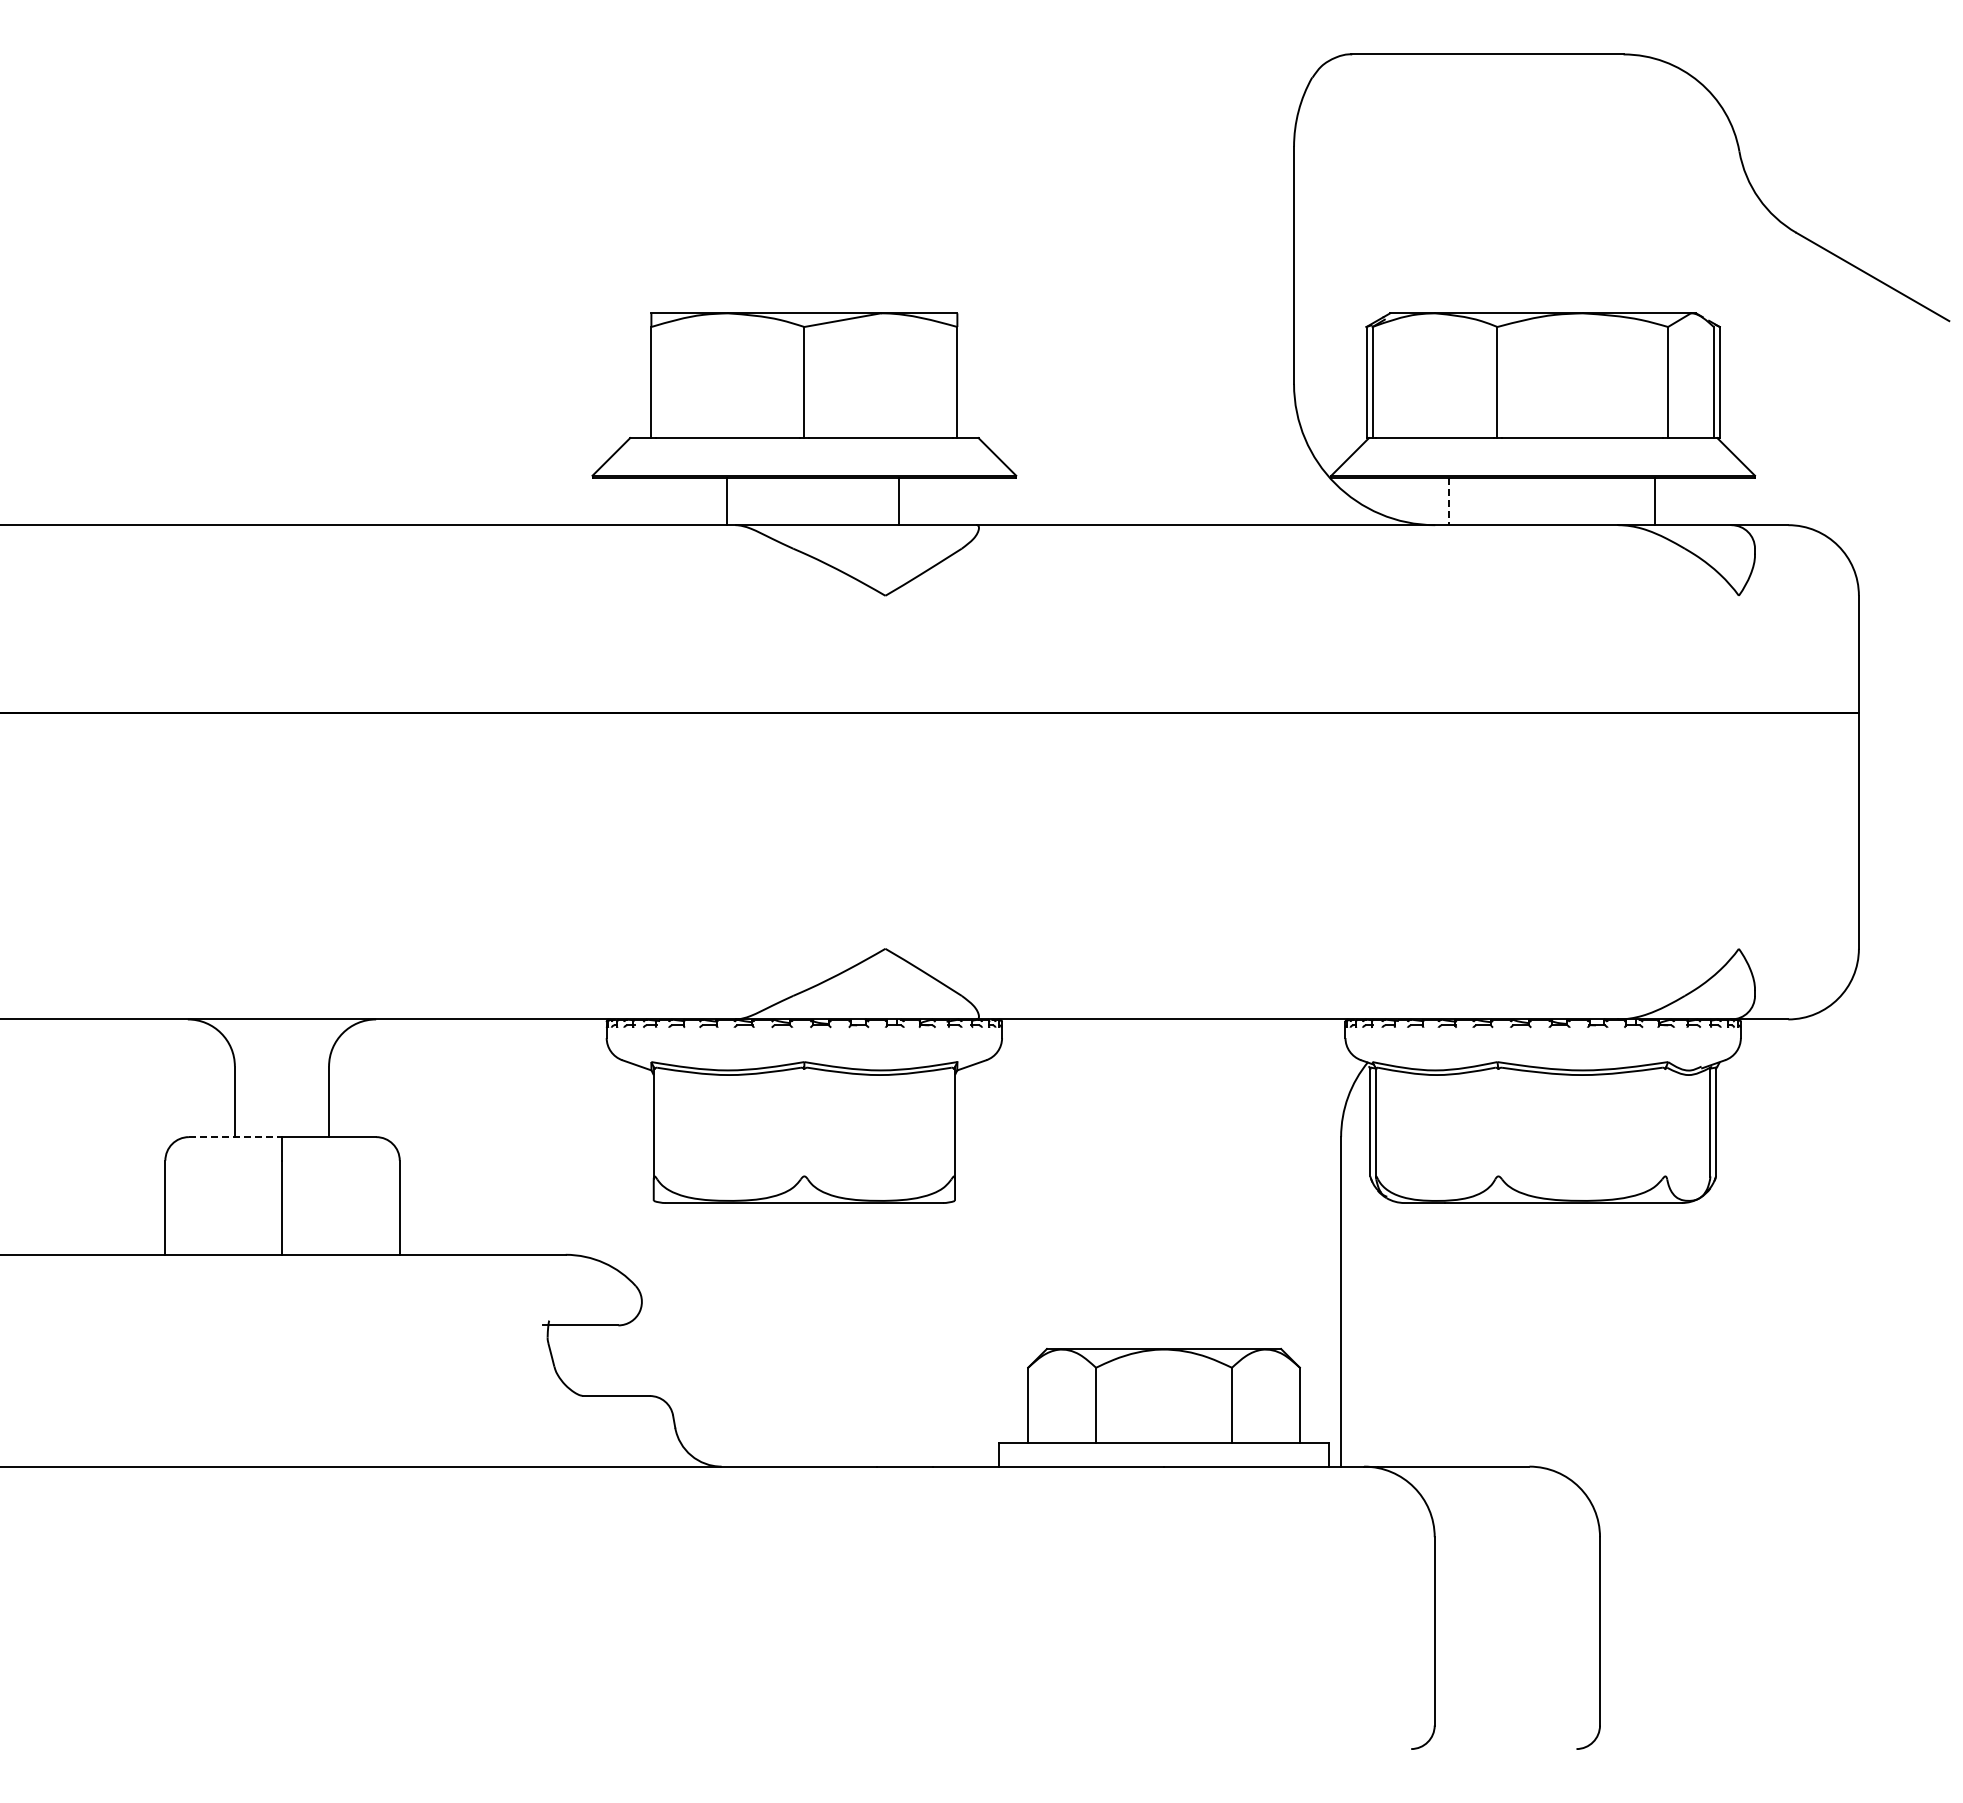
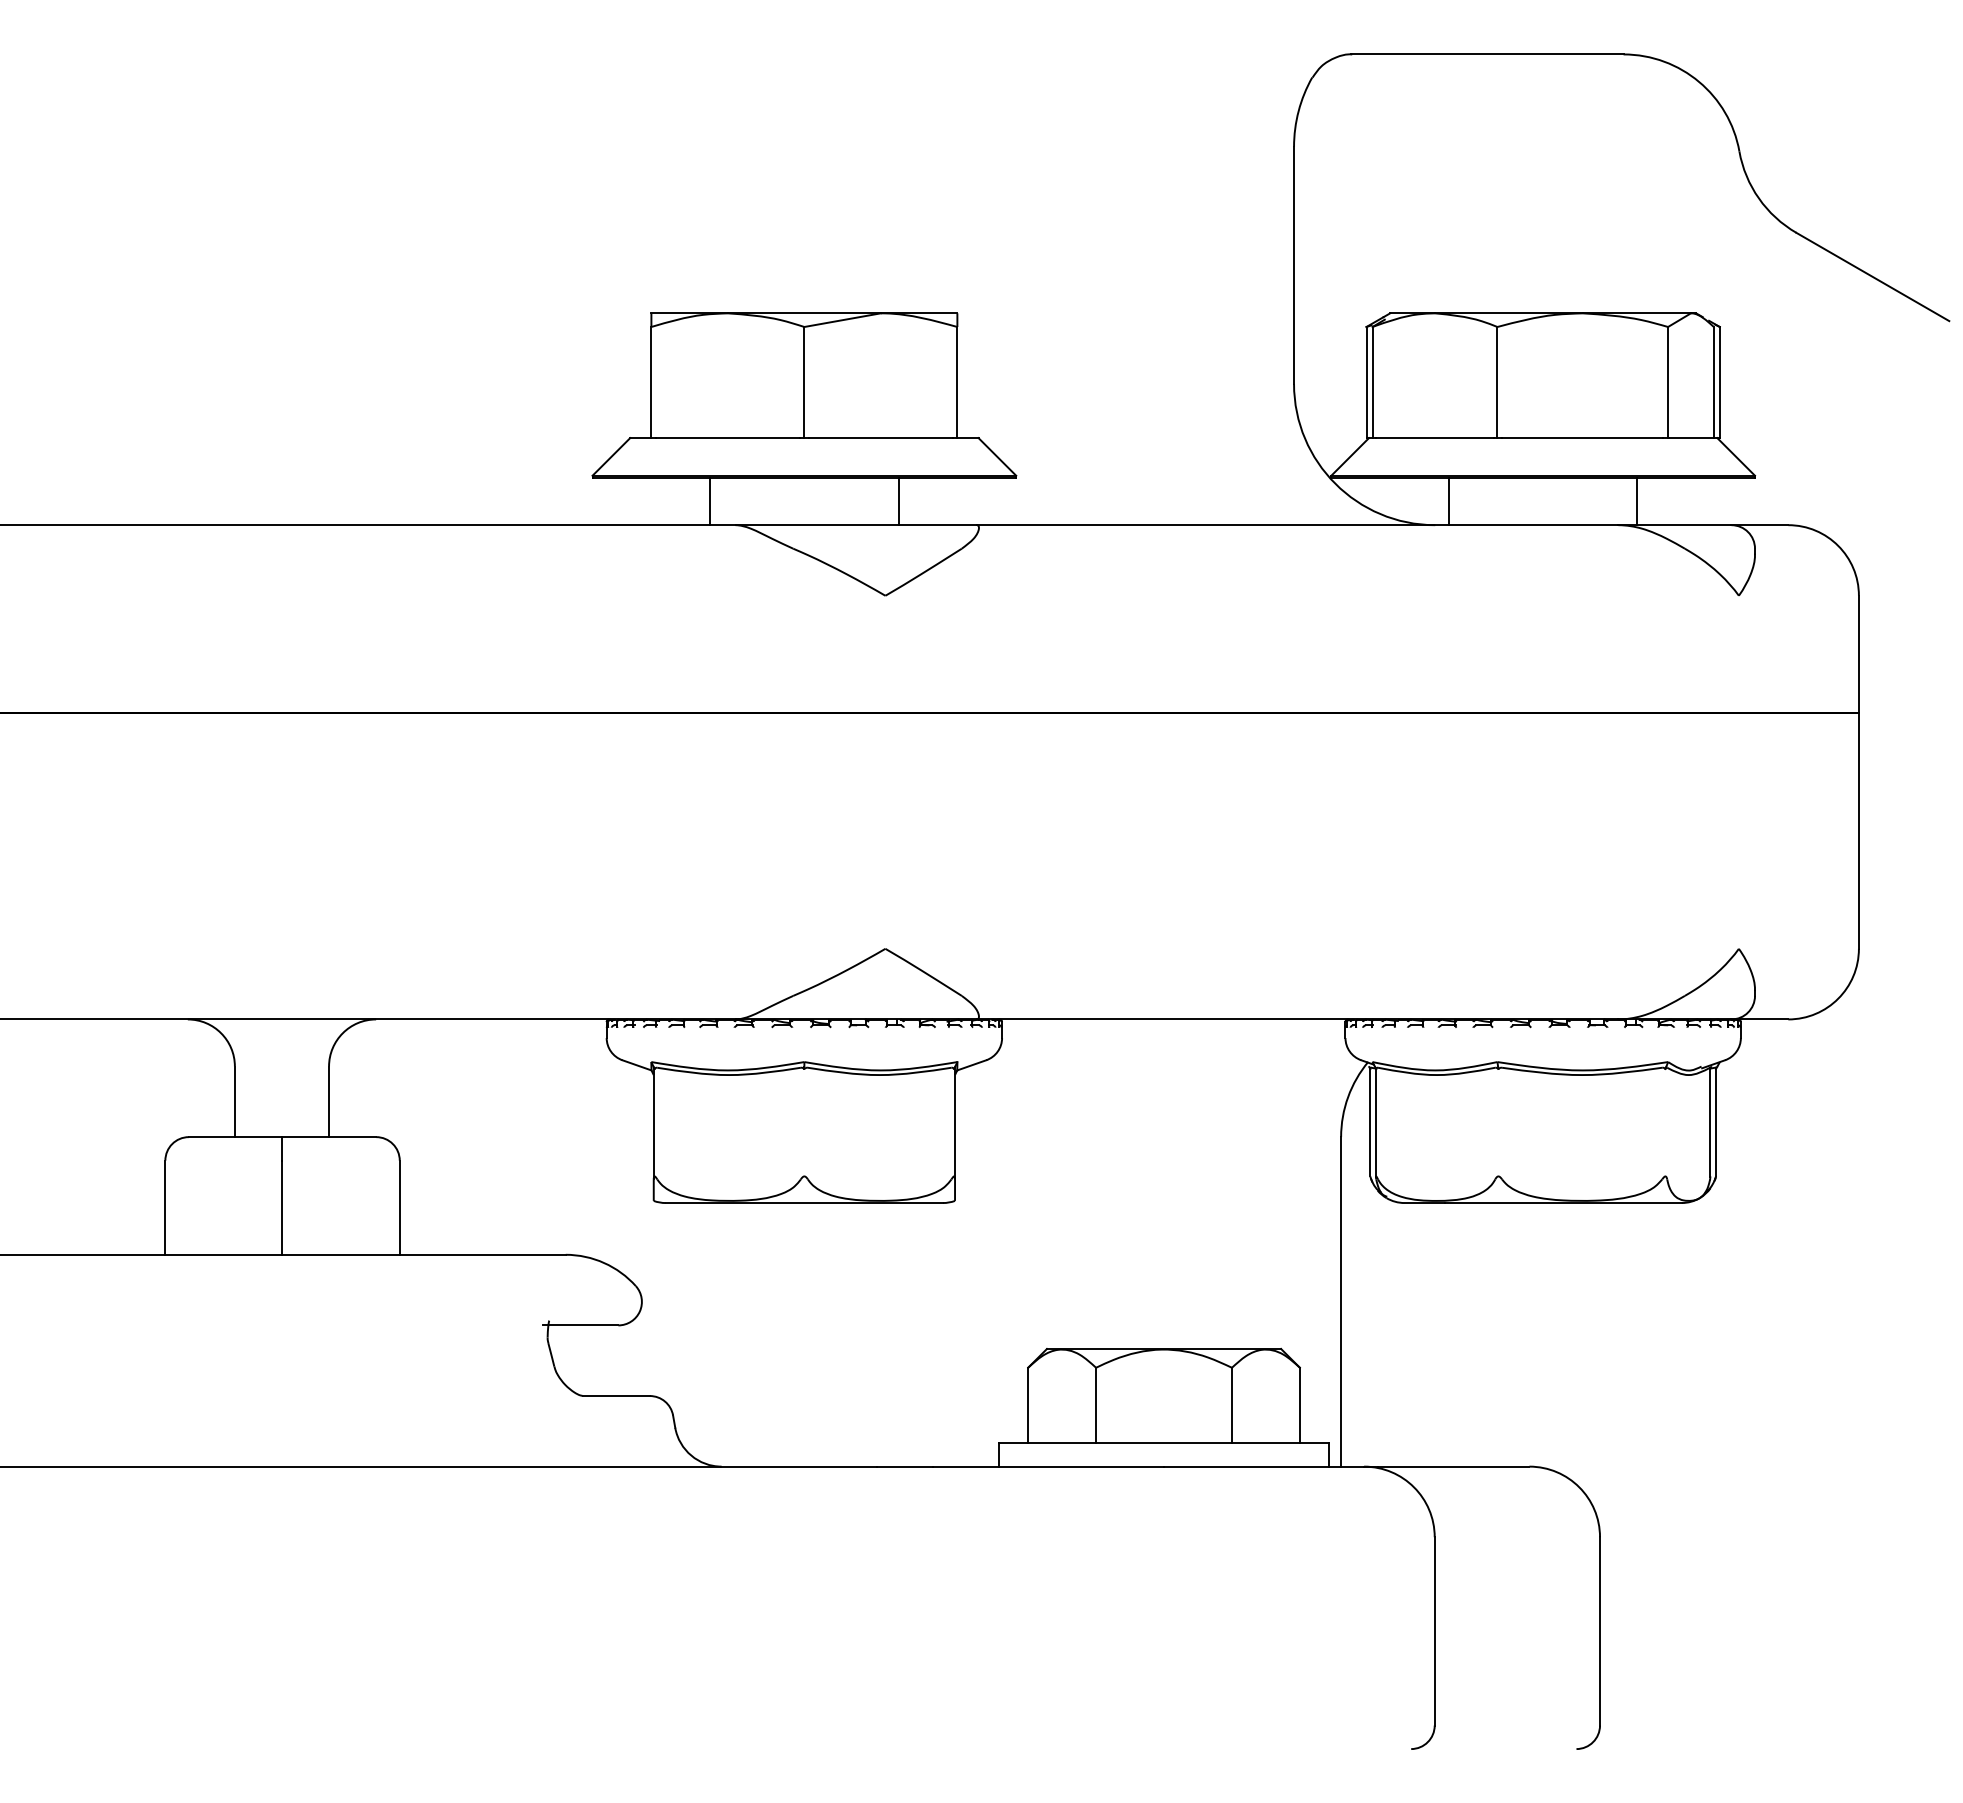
line position: (727, 501) -> (710, 501) (710, 501)
line: dashed -> solid (1449, 501)
line position: (1655, 501) -> (1637, 501) (1637, 501)
line: dashed -> solid (235, 1137)
